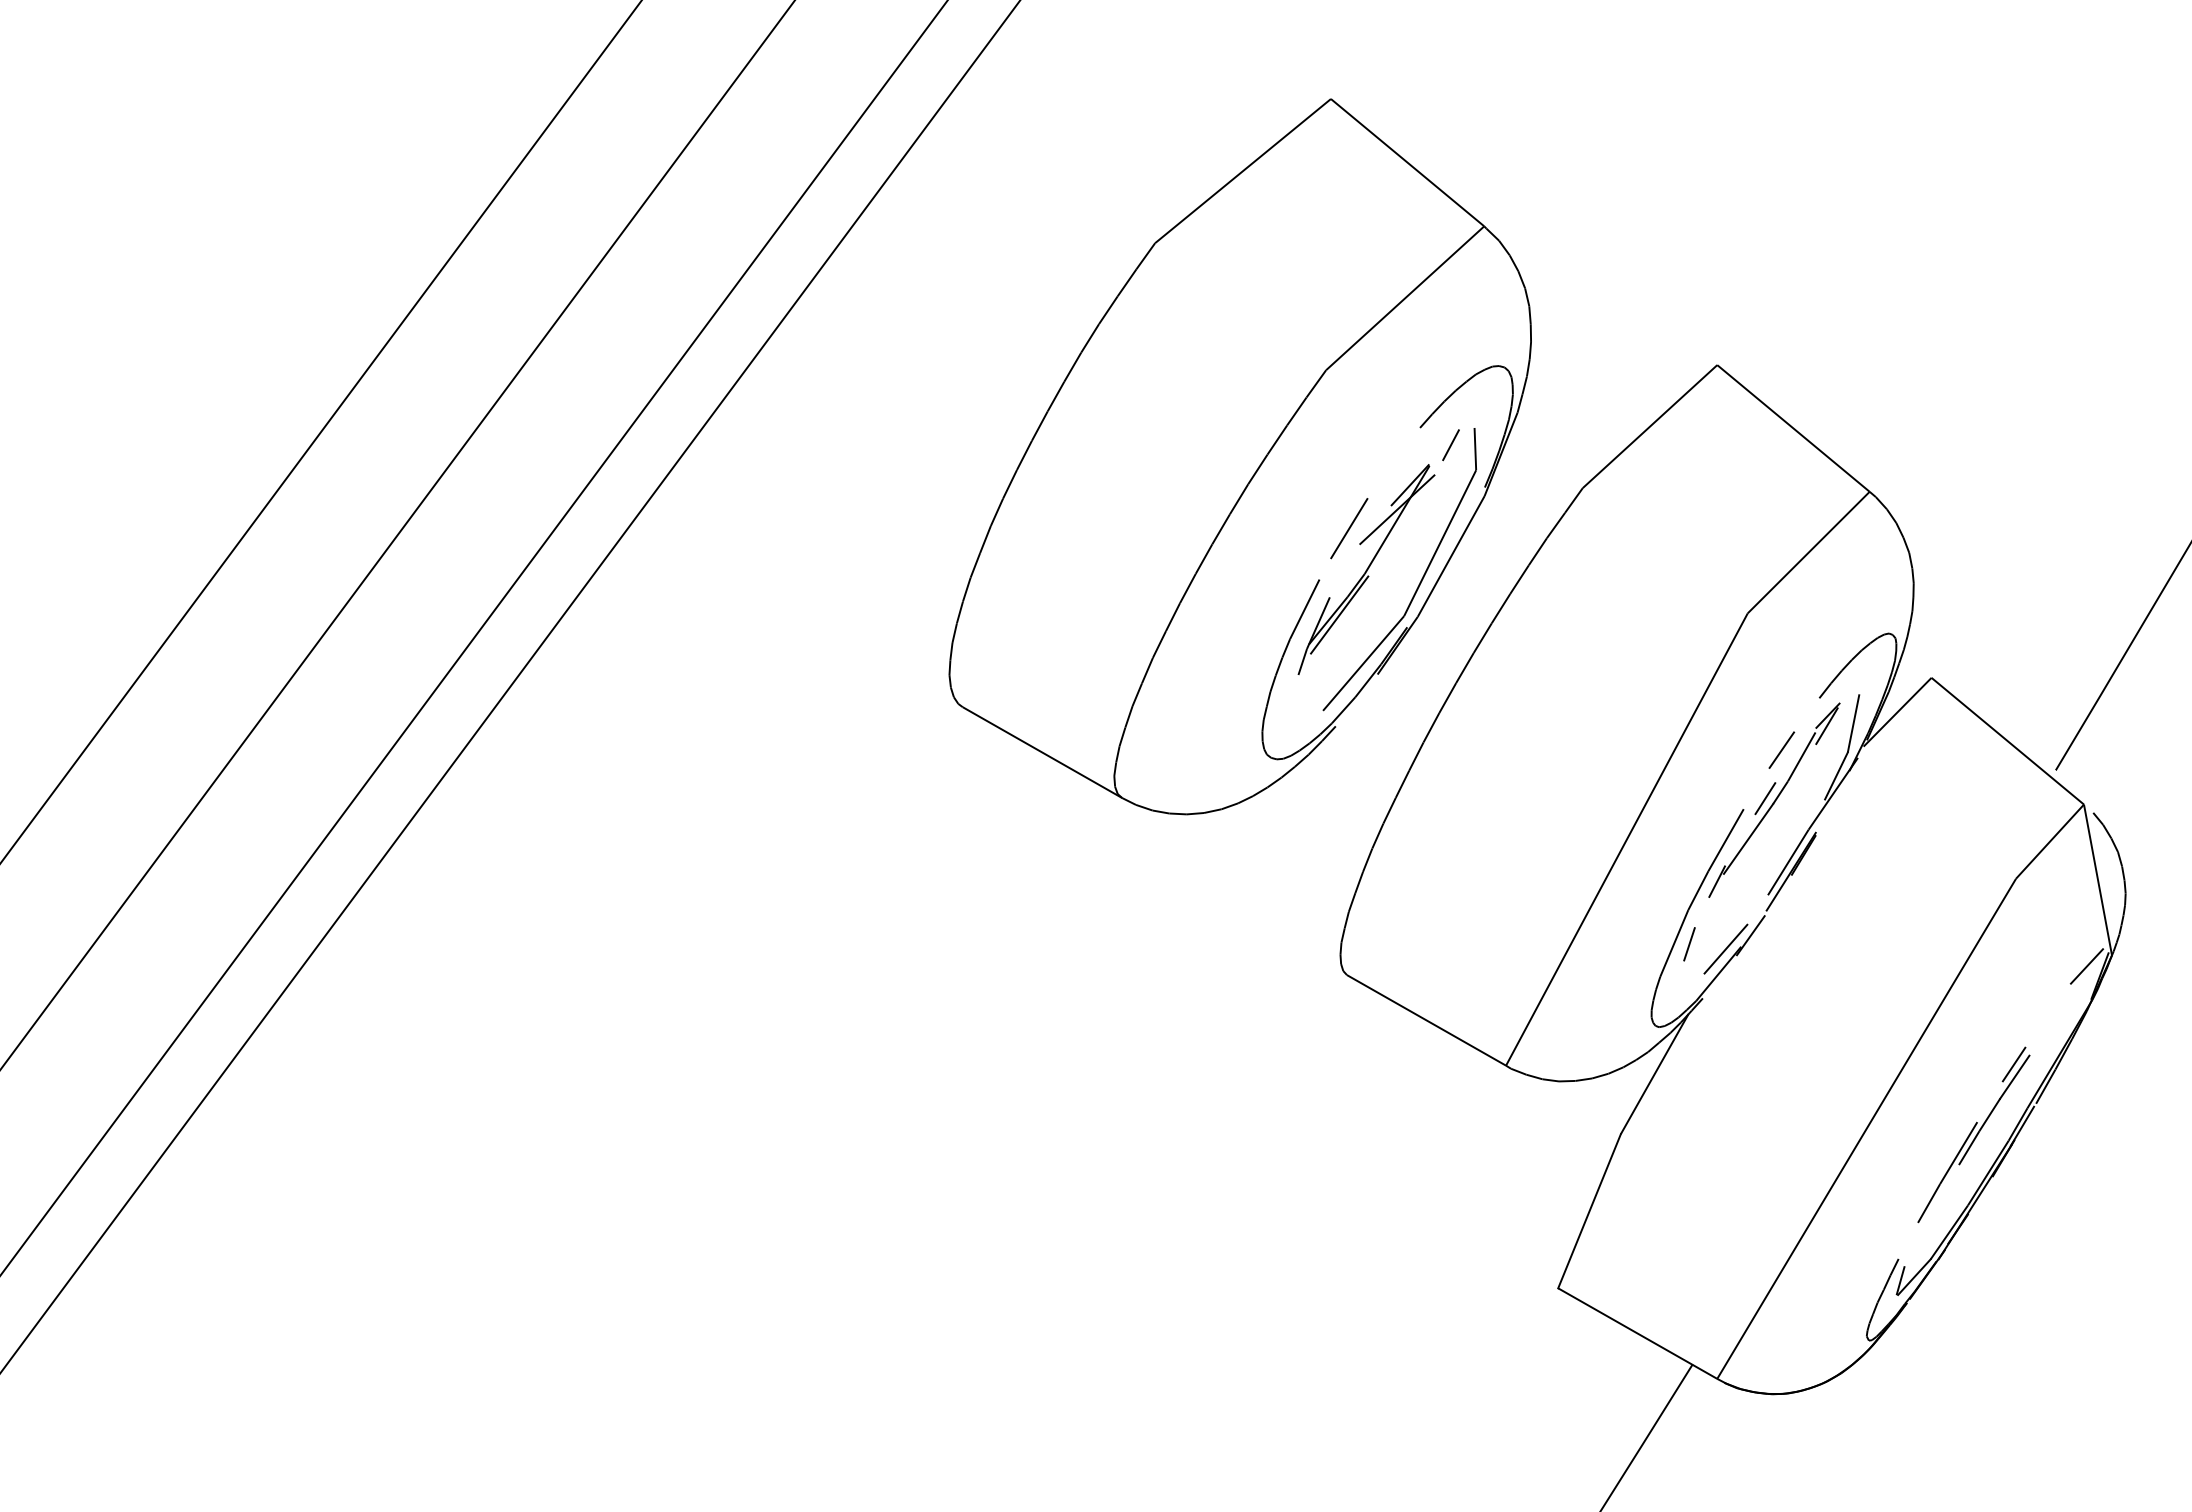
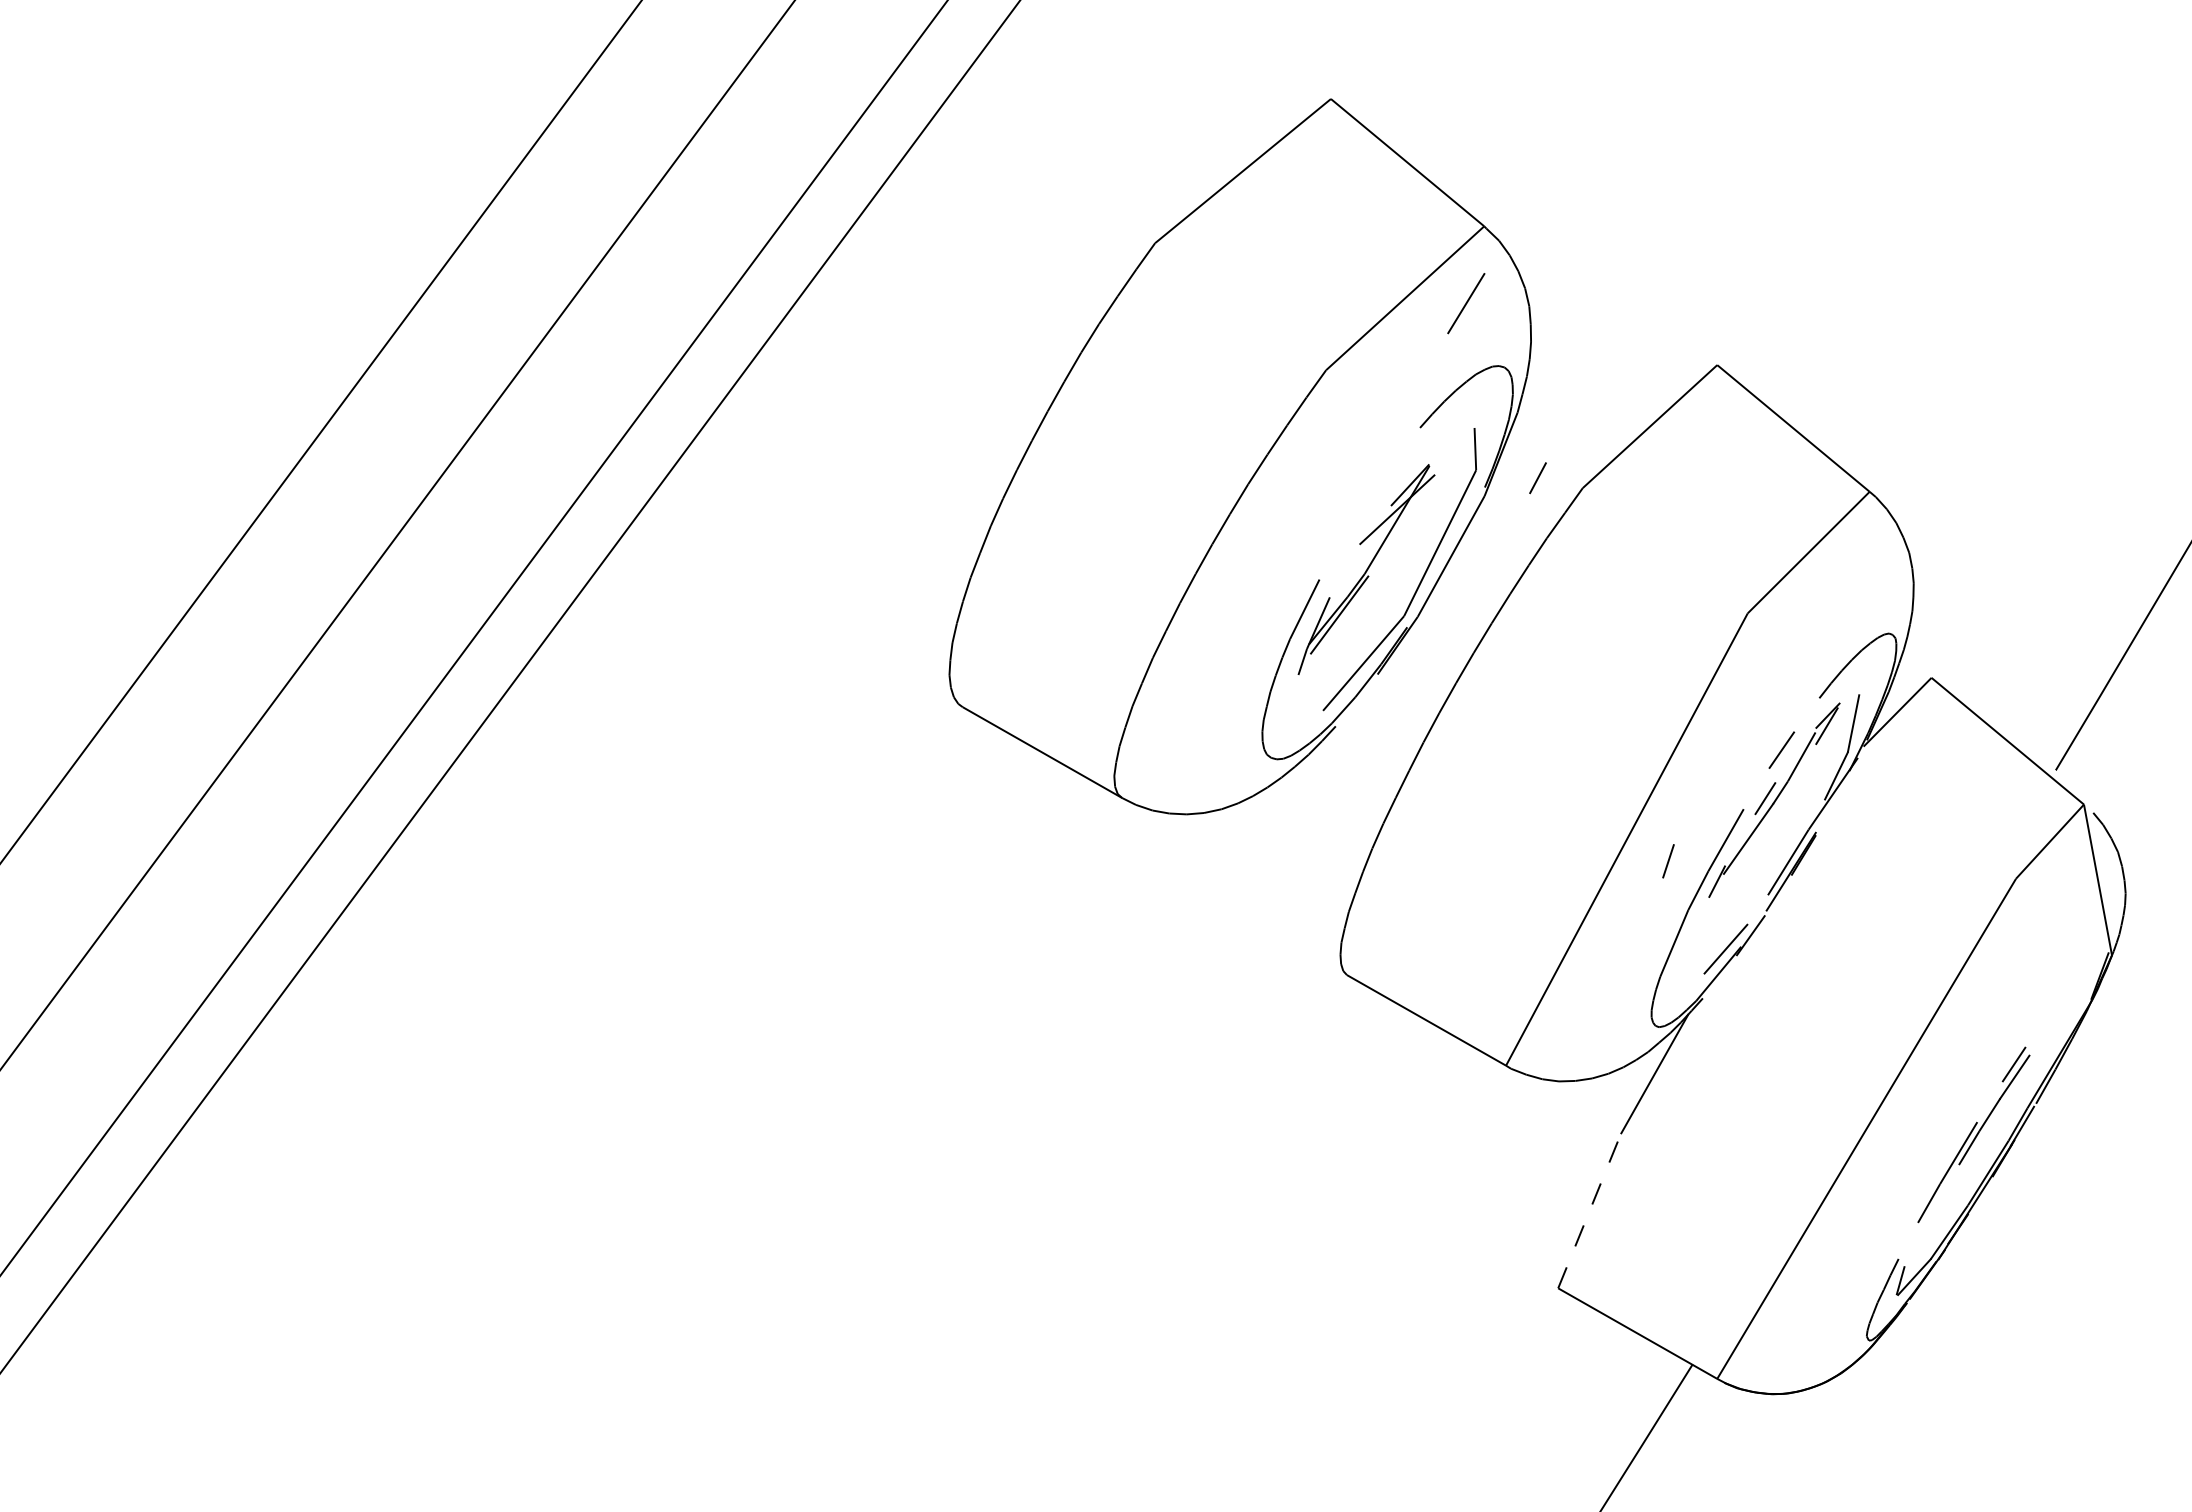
line position: (1450, 445) -> (1537, 478) (1537, 478)
line position: (1349, 528) -> (1466, 303) (1466, 303)
line position: (1689, 944) -> (1668, 861) (1668, 861)
line: present -> none (2086, 966)
line: solid -> dashed (1589, 1210)
